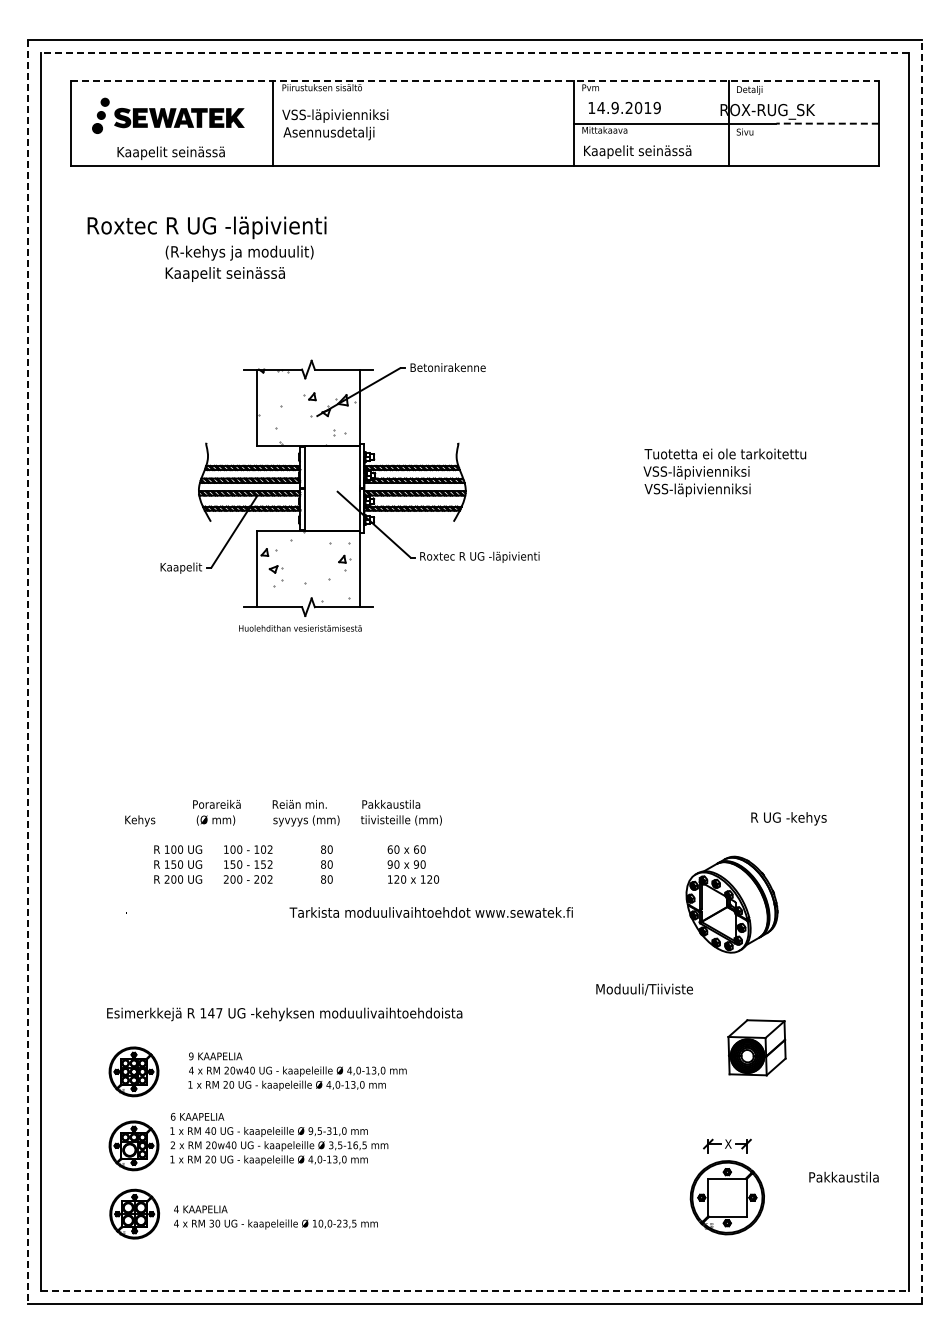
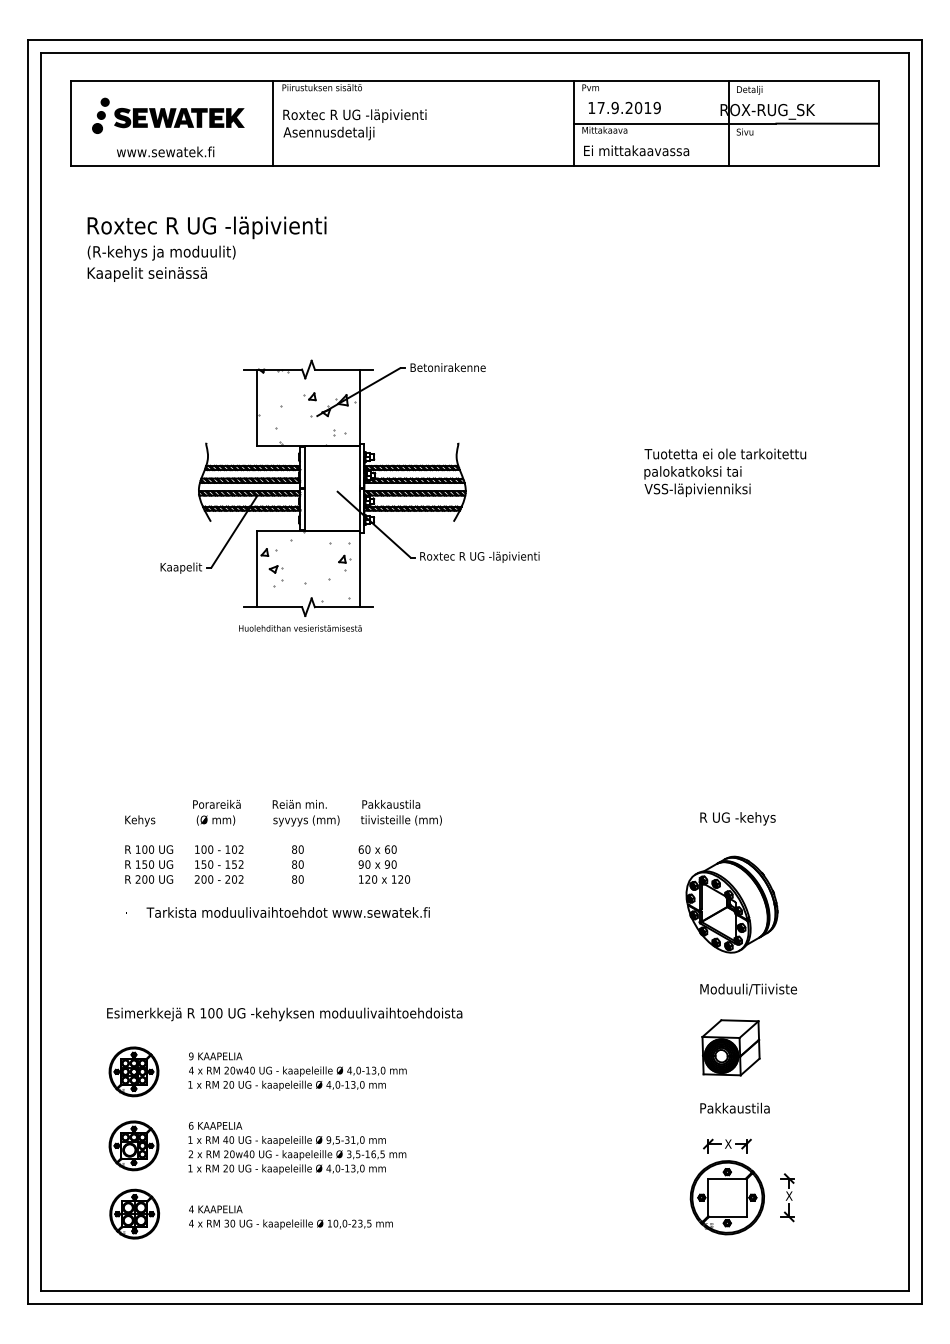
line: dashed -> solid (474, 53)
line: dashed -> solid (475, 81)
text: 14.9.2019 -> 17.9.2019 (600, 107)
text: VSS-läpivienniksi -> Roxtec R UG -läpivienti (354, 115)
line: dashed -> solid (827, 123)
text: Kaapelit seinässä -> Ei mittakaavassa (638, 151)
text: Kaapelit seinässä -> www.sewatek.fi (170, 152)
text position: (239, 263) -> (161, 263) (161, 263)
text: VSS-läpivienniksi -> palokatkoksi tai (696, 472)
line: dashed -> solid (28, 671)
line: dashed -> solid (921, 671)
text position: (788, 818) -> (737, 818) (737, 818)
text position: (296, 864) -> (267, 864) (267, 864)
text position: (430, 912) -> (287, 912) (287, 912)
text position: (644, 989) -> (748, 989) (748, 989)
text: 147 -> 100 (215, 1013)
part position: (756, 1047) -> (730, 1047) (730, 1047)
text position: (279, 1139) -> (297, 1148) (297, 1148)
text position: (843, 1176) -> (734, 1107) (734, 1107)
part: none -> present (787, 1197)
text position: (275, 1217) -> (290, 1217) (290, 1217)
line: dashed -> solid (474, 1290)
